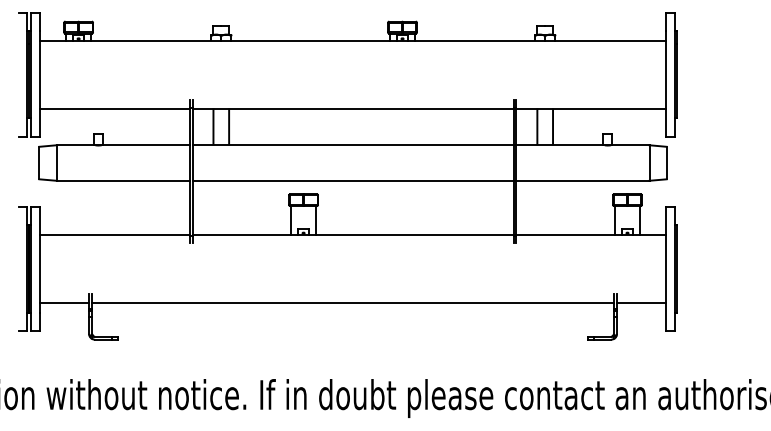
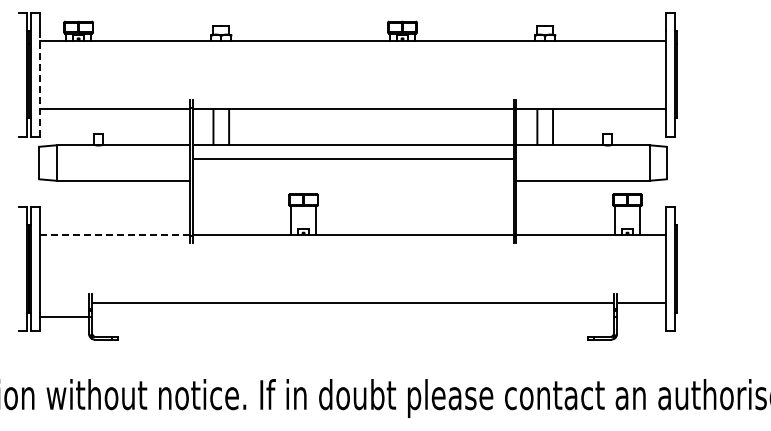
line: solid -> dashed (39, 83)
line position: (352, 180) -> (352, 158) (352, 158)
line: solid -> dashed (114, 235)
line position: (64, 302) -> (64, 316) (64, 316)
